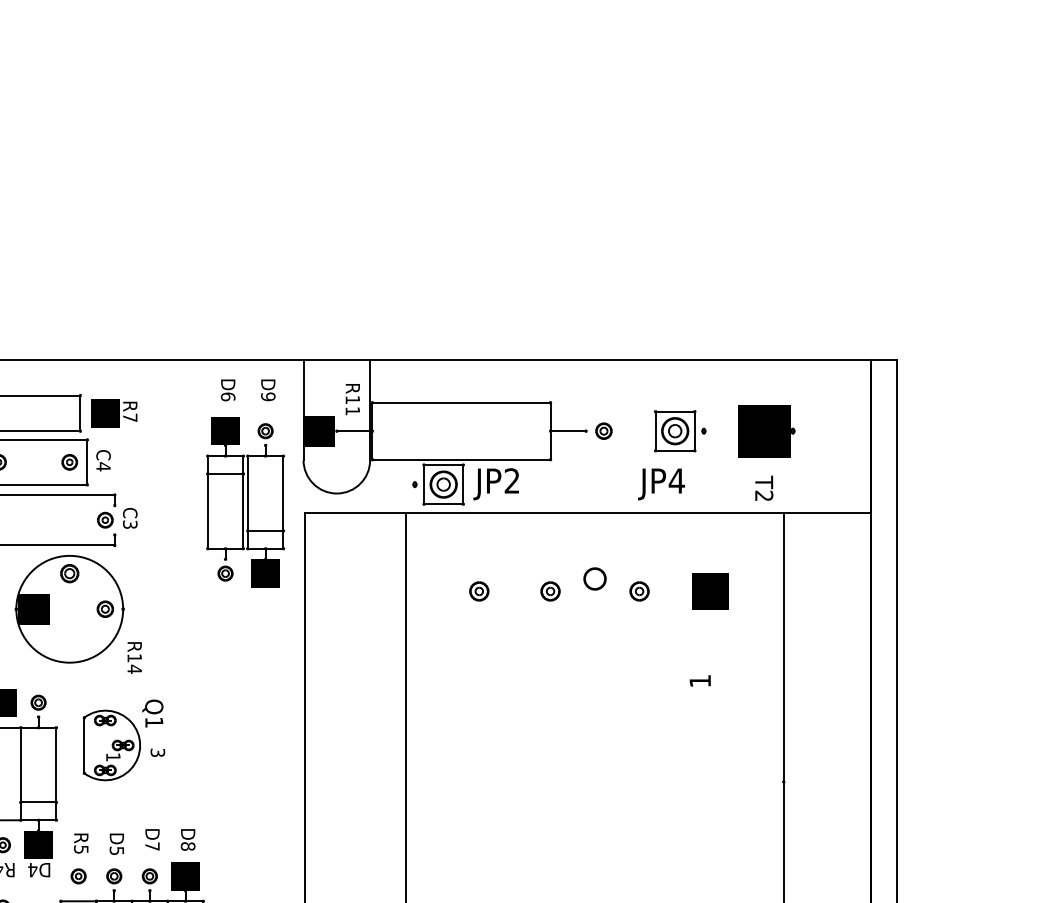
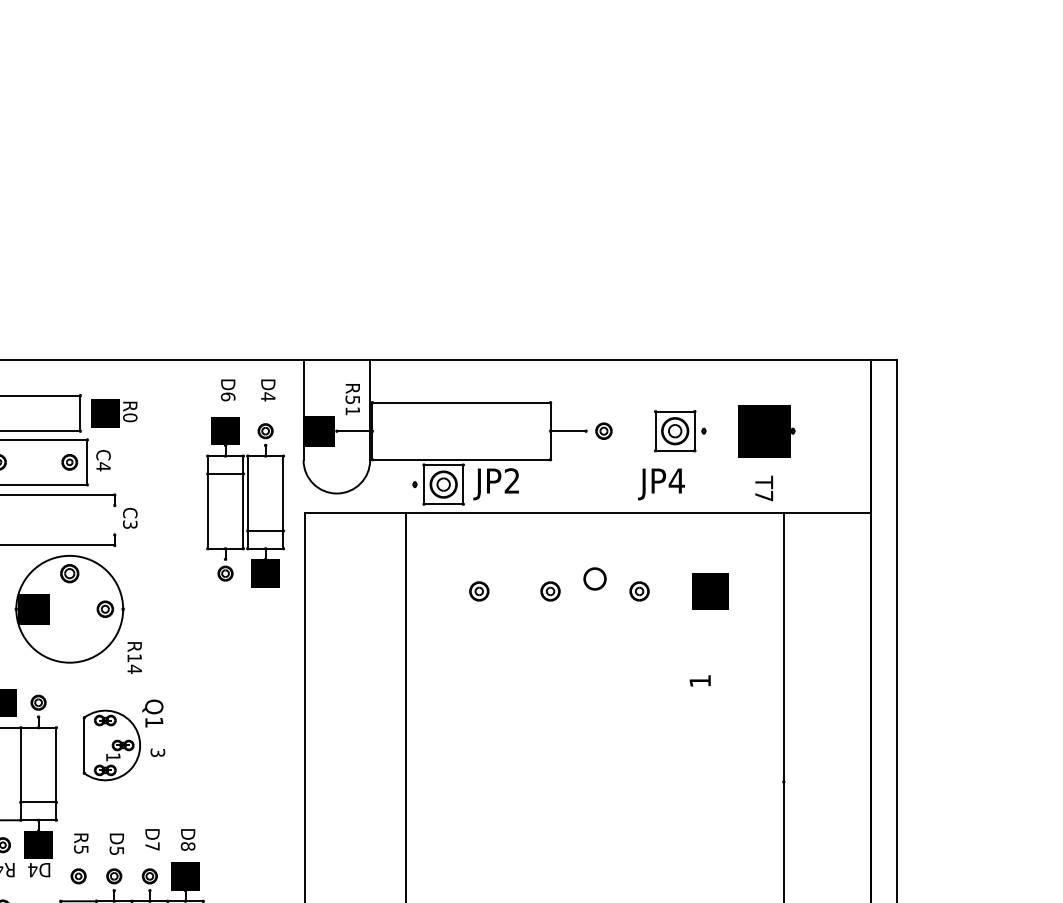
text: D9 -> D4 (268, 396)
text: R11 -> R51 (352, 399)
text: R7 -> R0 (130, 417)
text: T2 -> T7 (764, 495)
part: present -> none (105, 519)
